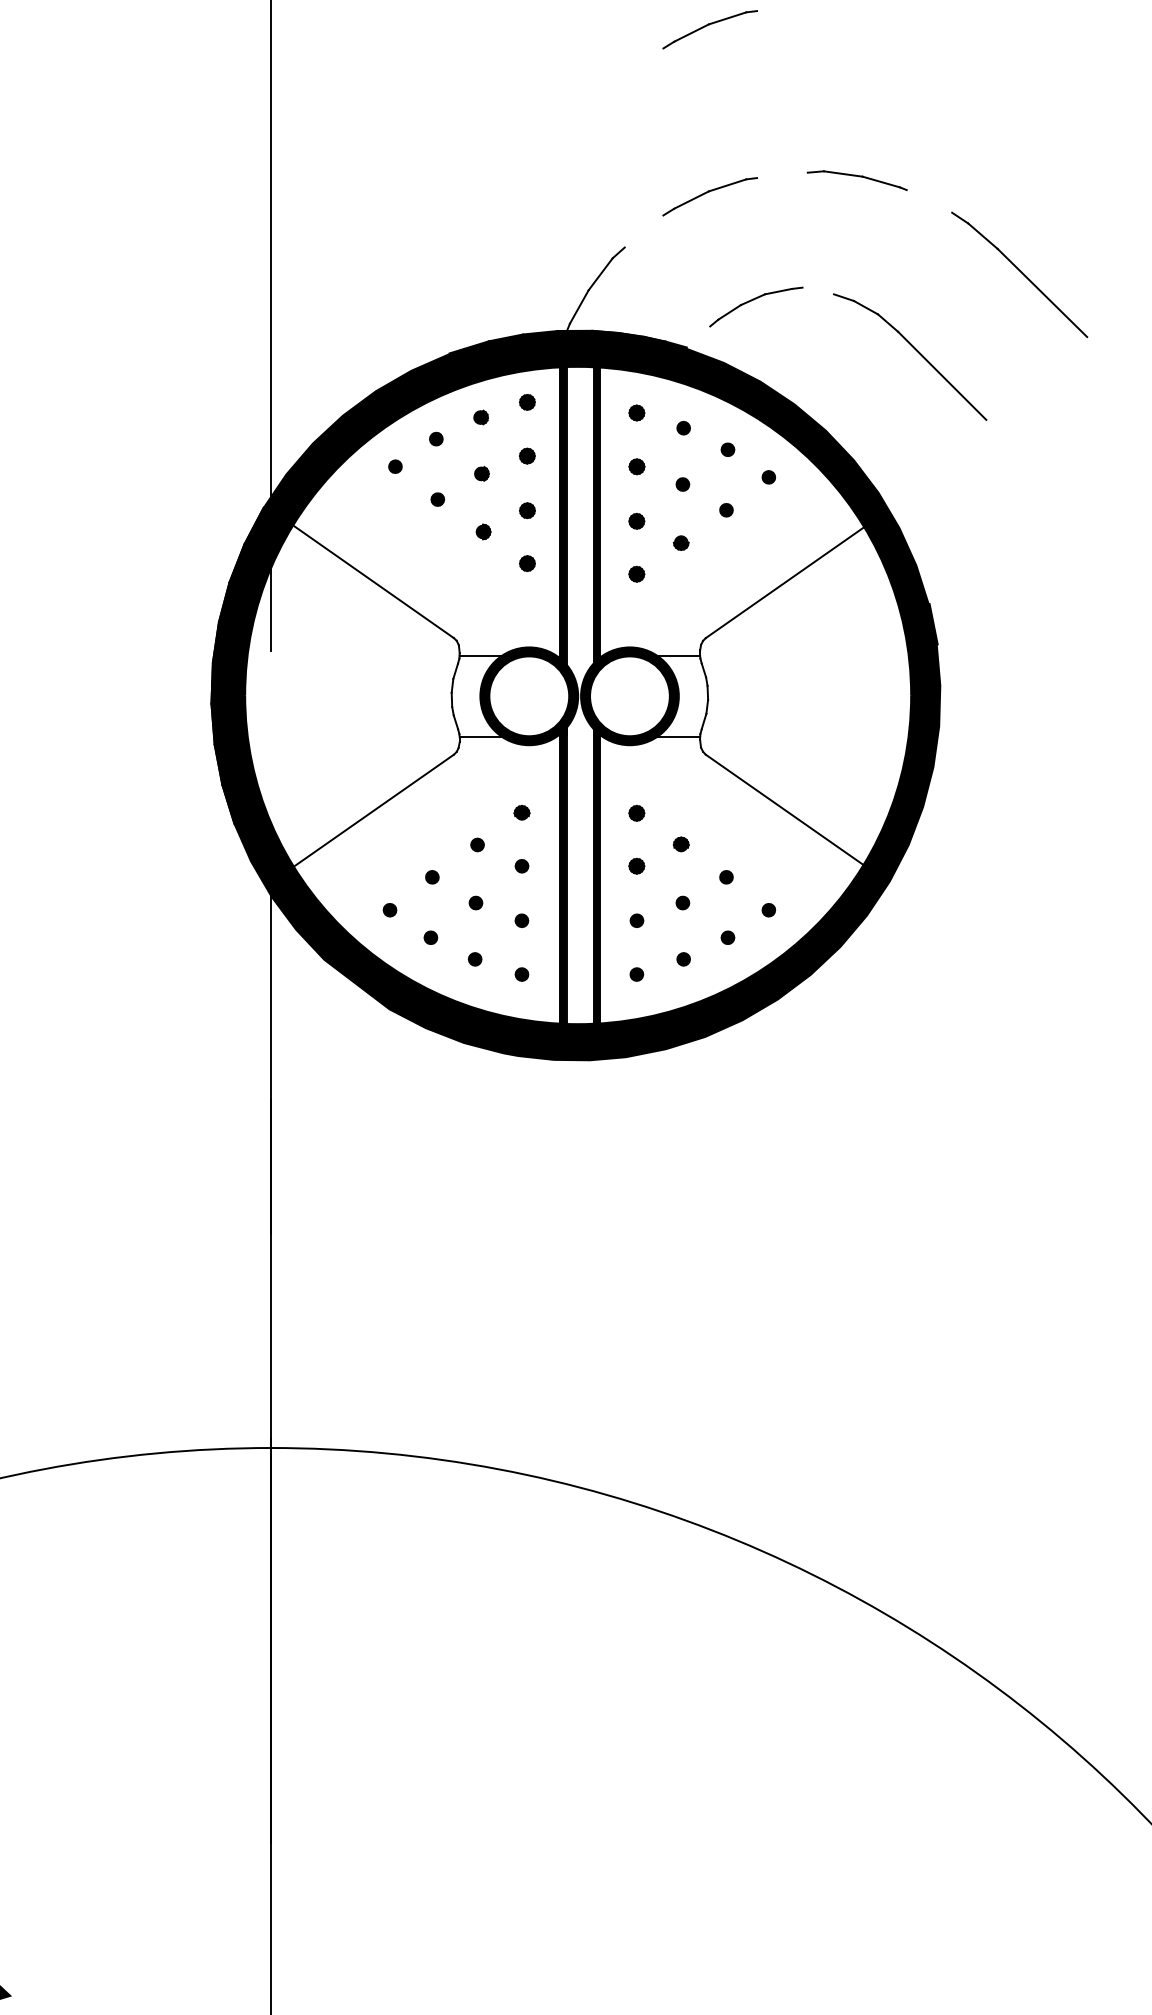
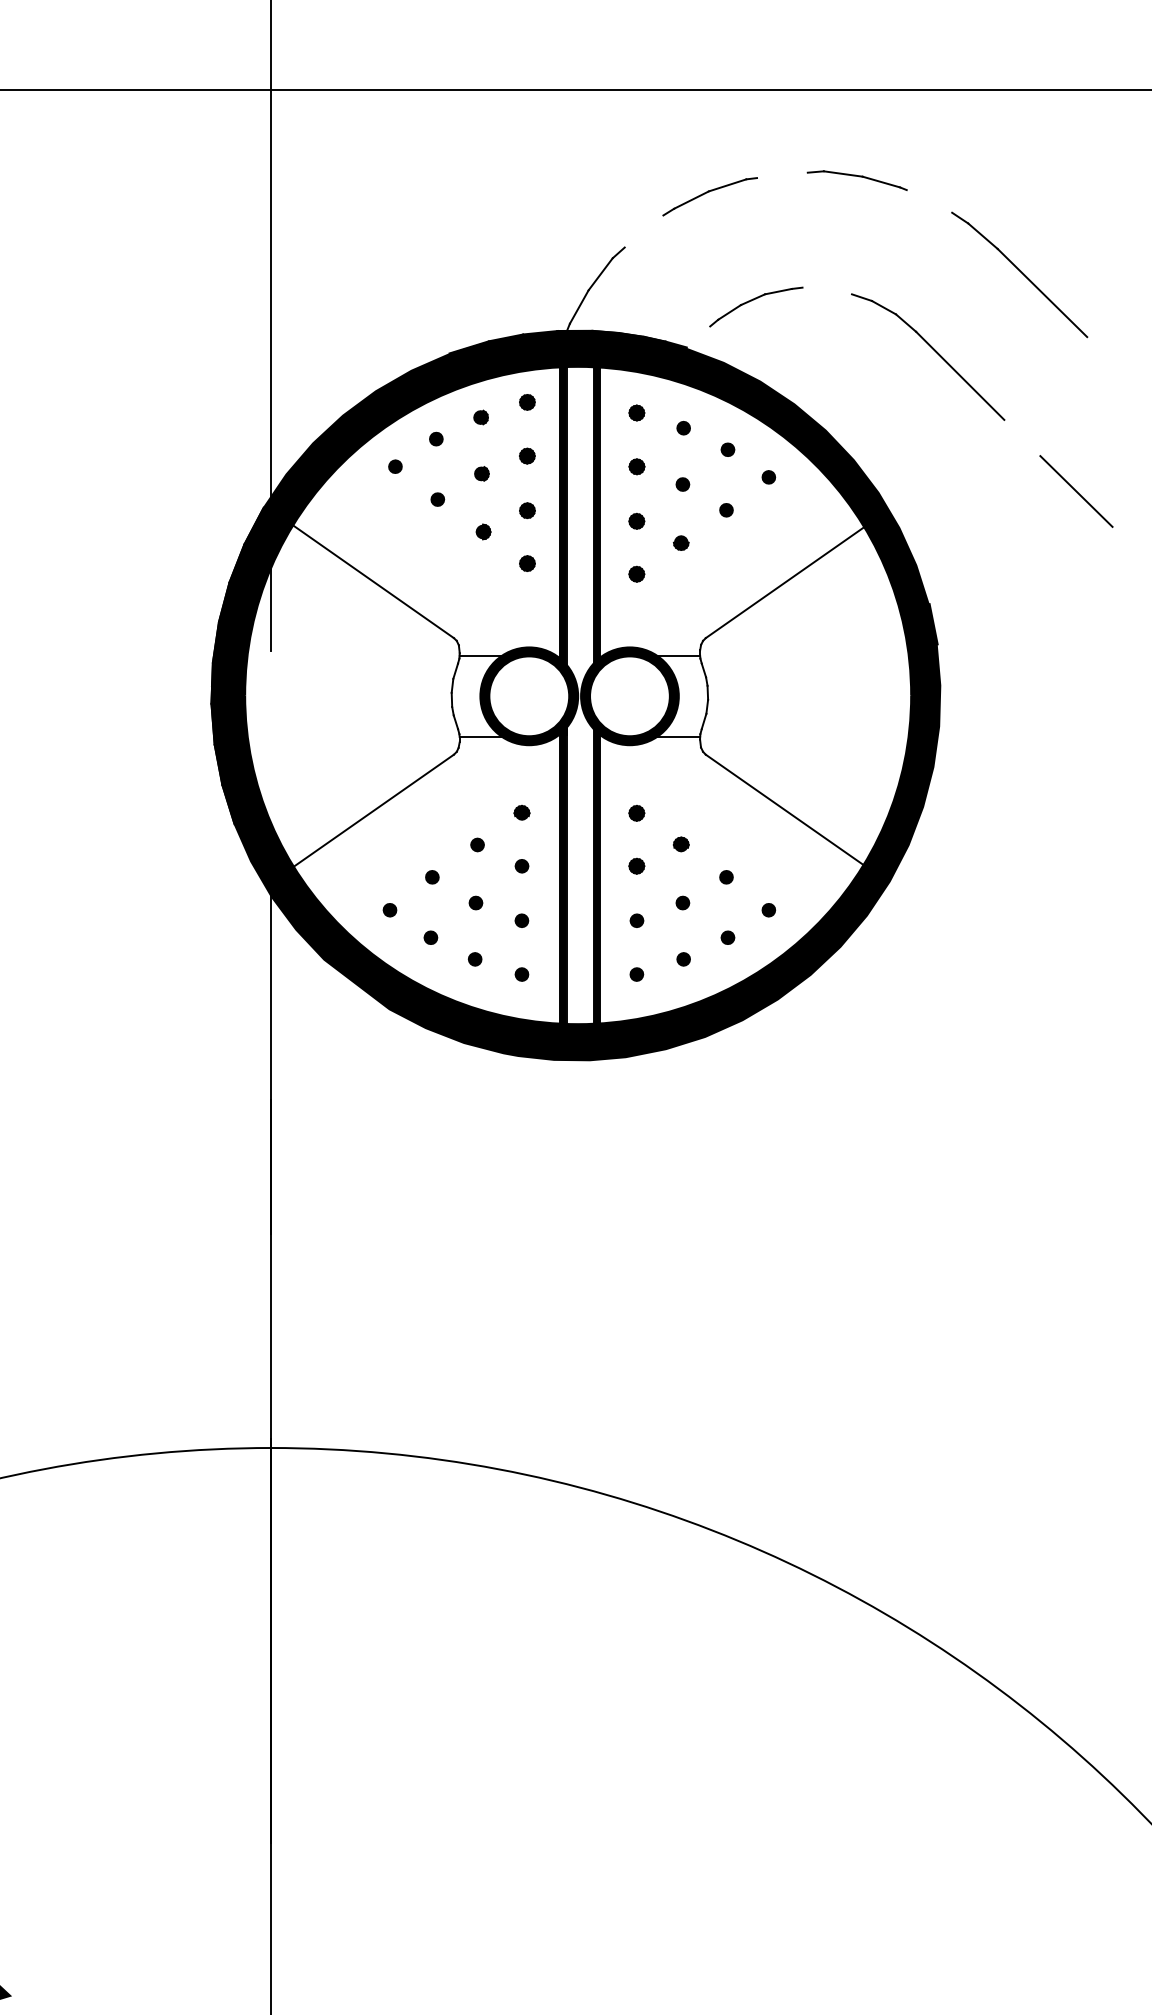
part: present -> none (709, 29)
line: none -> present (575, 90)
part position: (915, 350) -> (933, 350) (933, 350)
line: none -> present (1076, 491)
